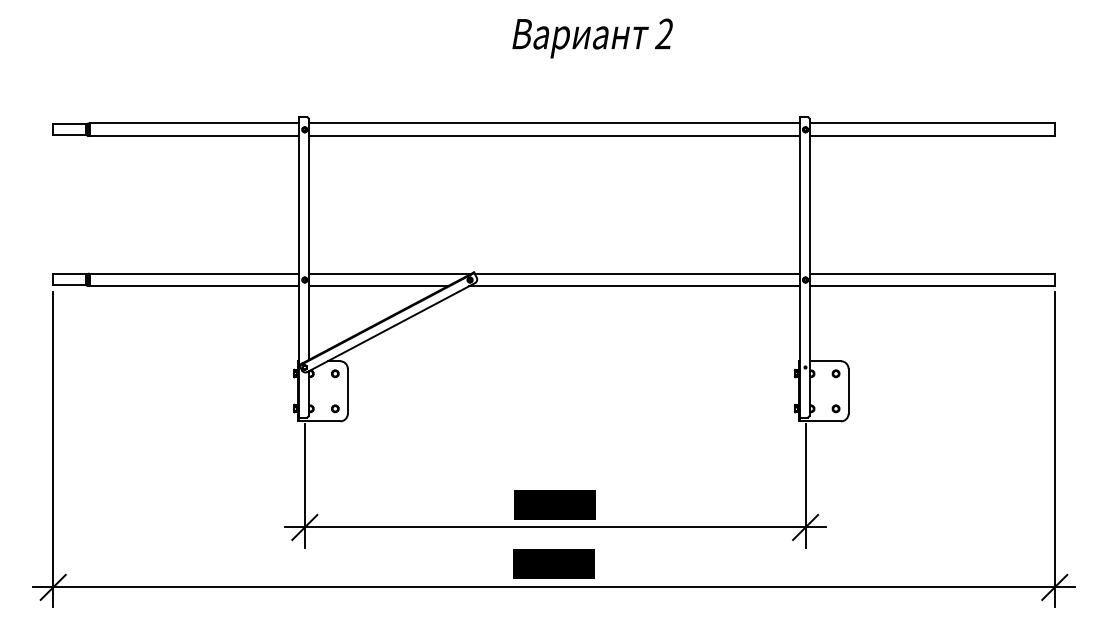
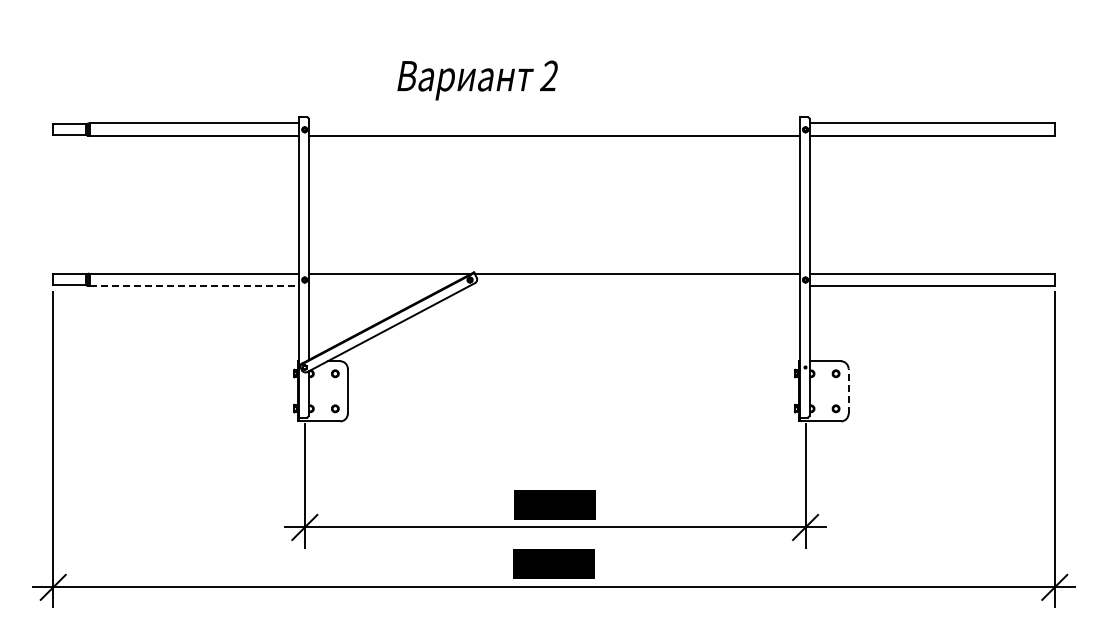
text position: (592, 38) -> (477, 80) (477, 80)
line: present -> none (553, 123)
line: solid -> dashed (194, 286)
line: present -> none (377, 286)
line: present -> none (634, 286)
line: solid -> dashed (848, 391)
